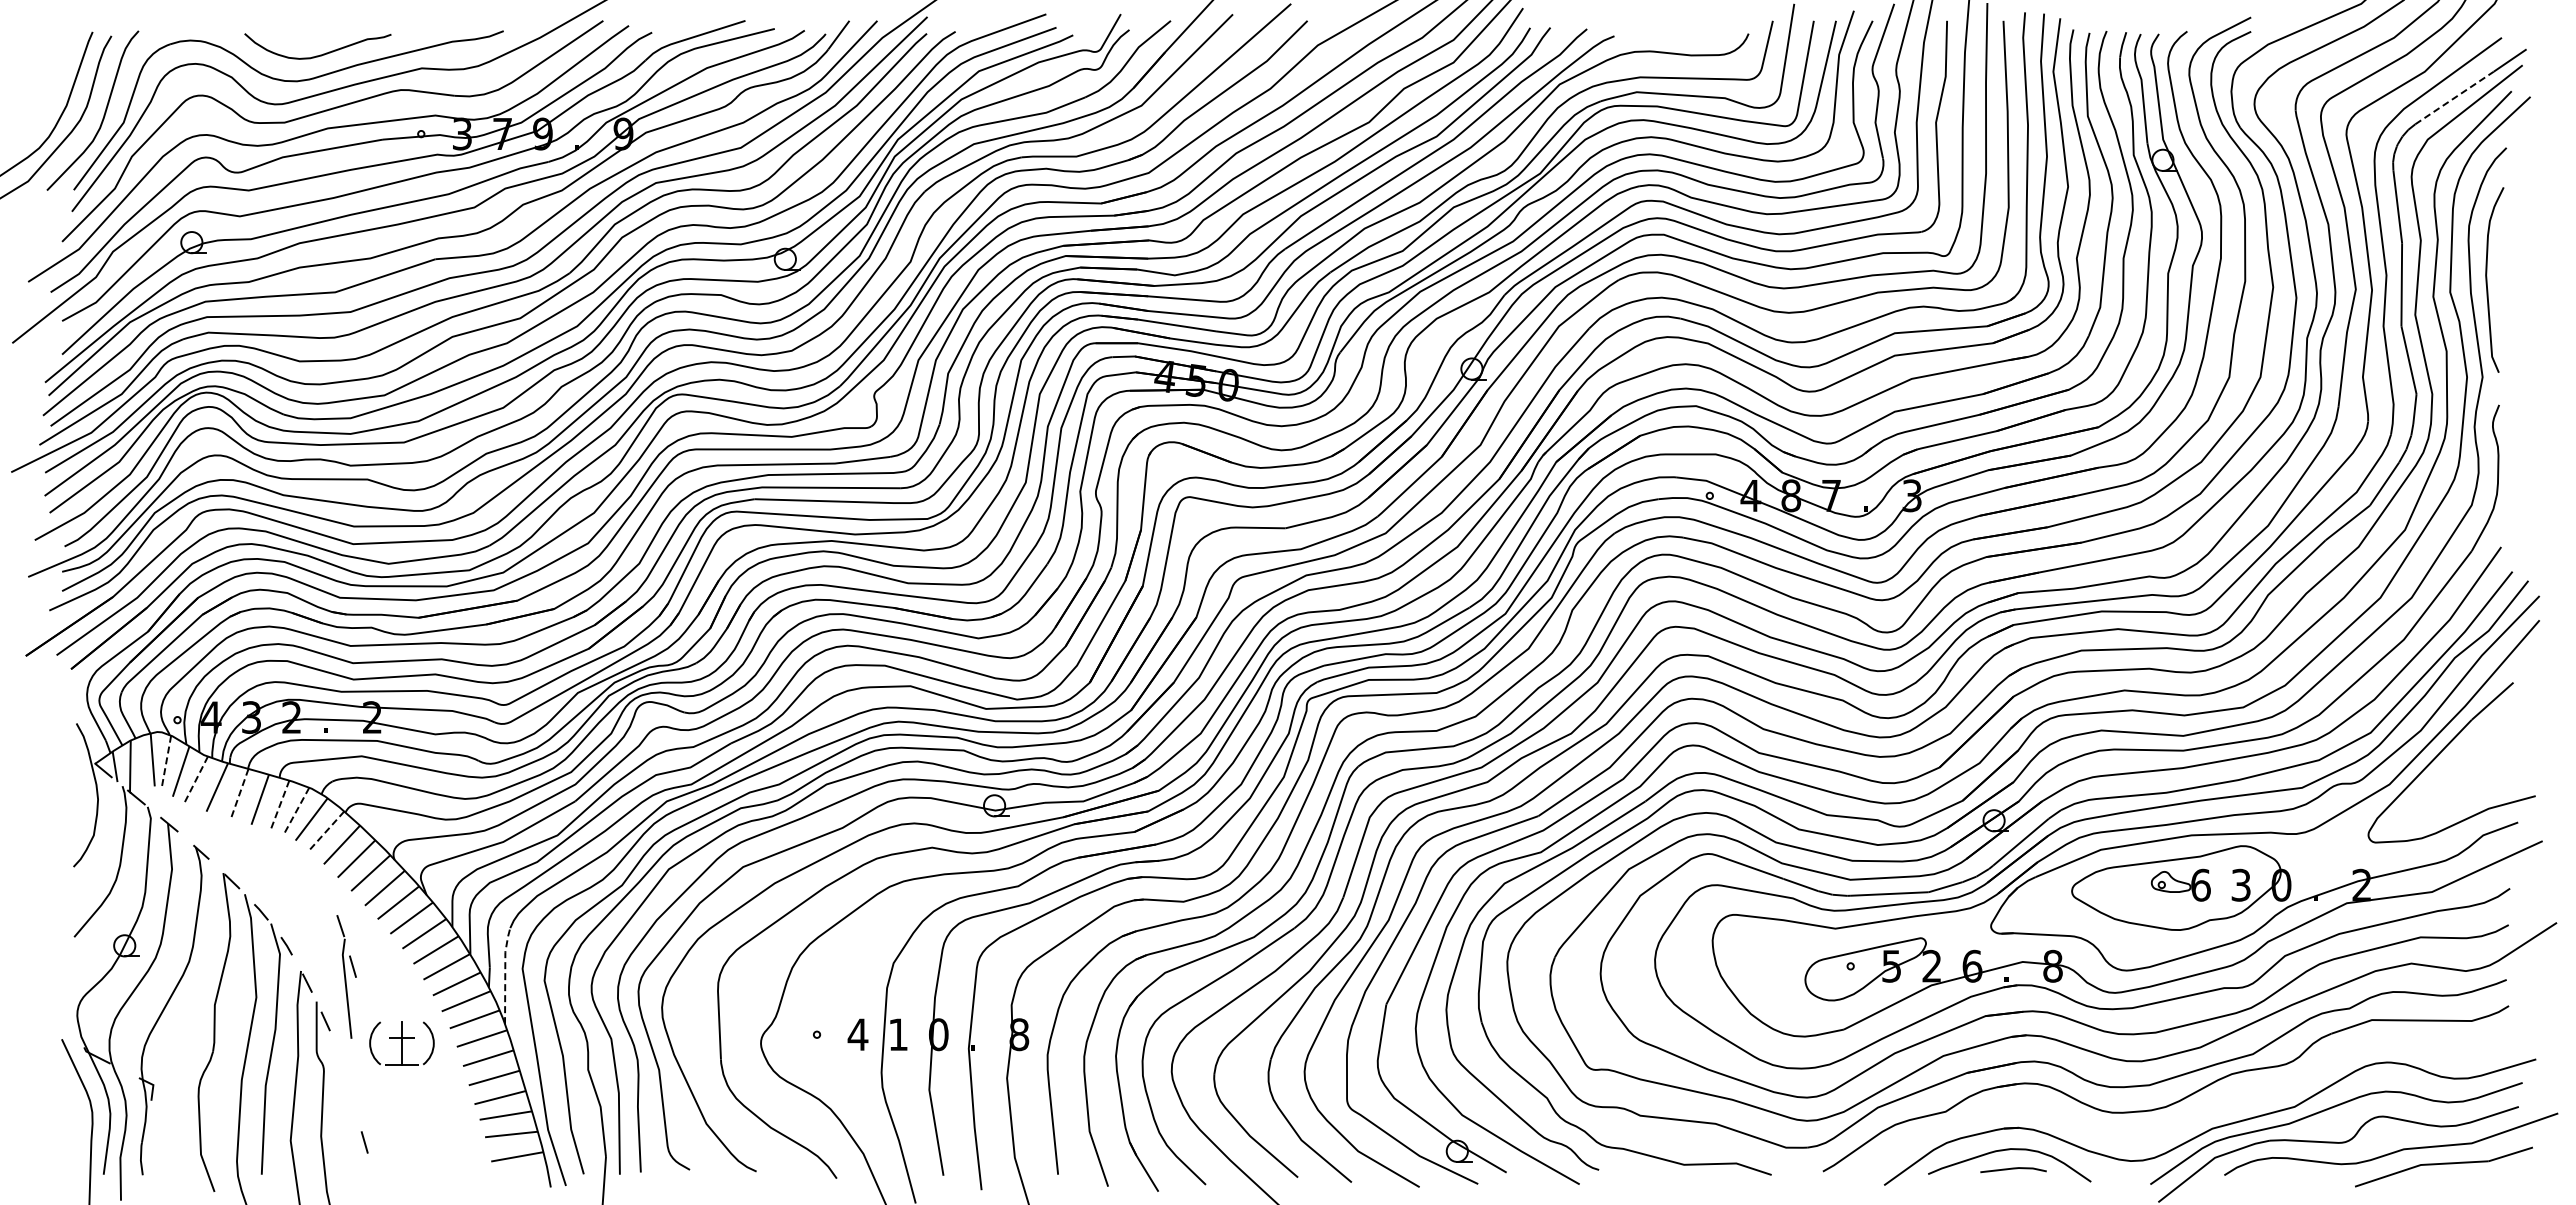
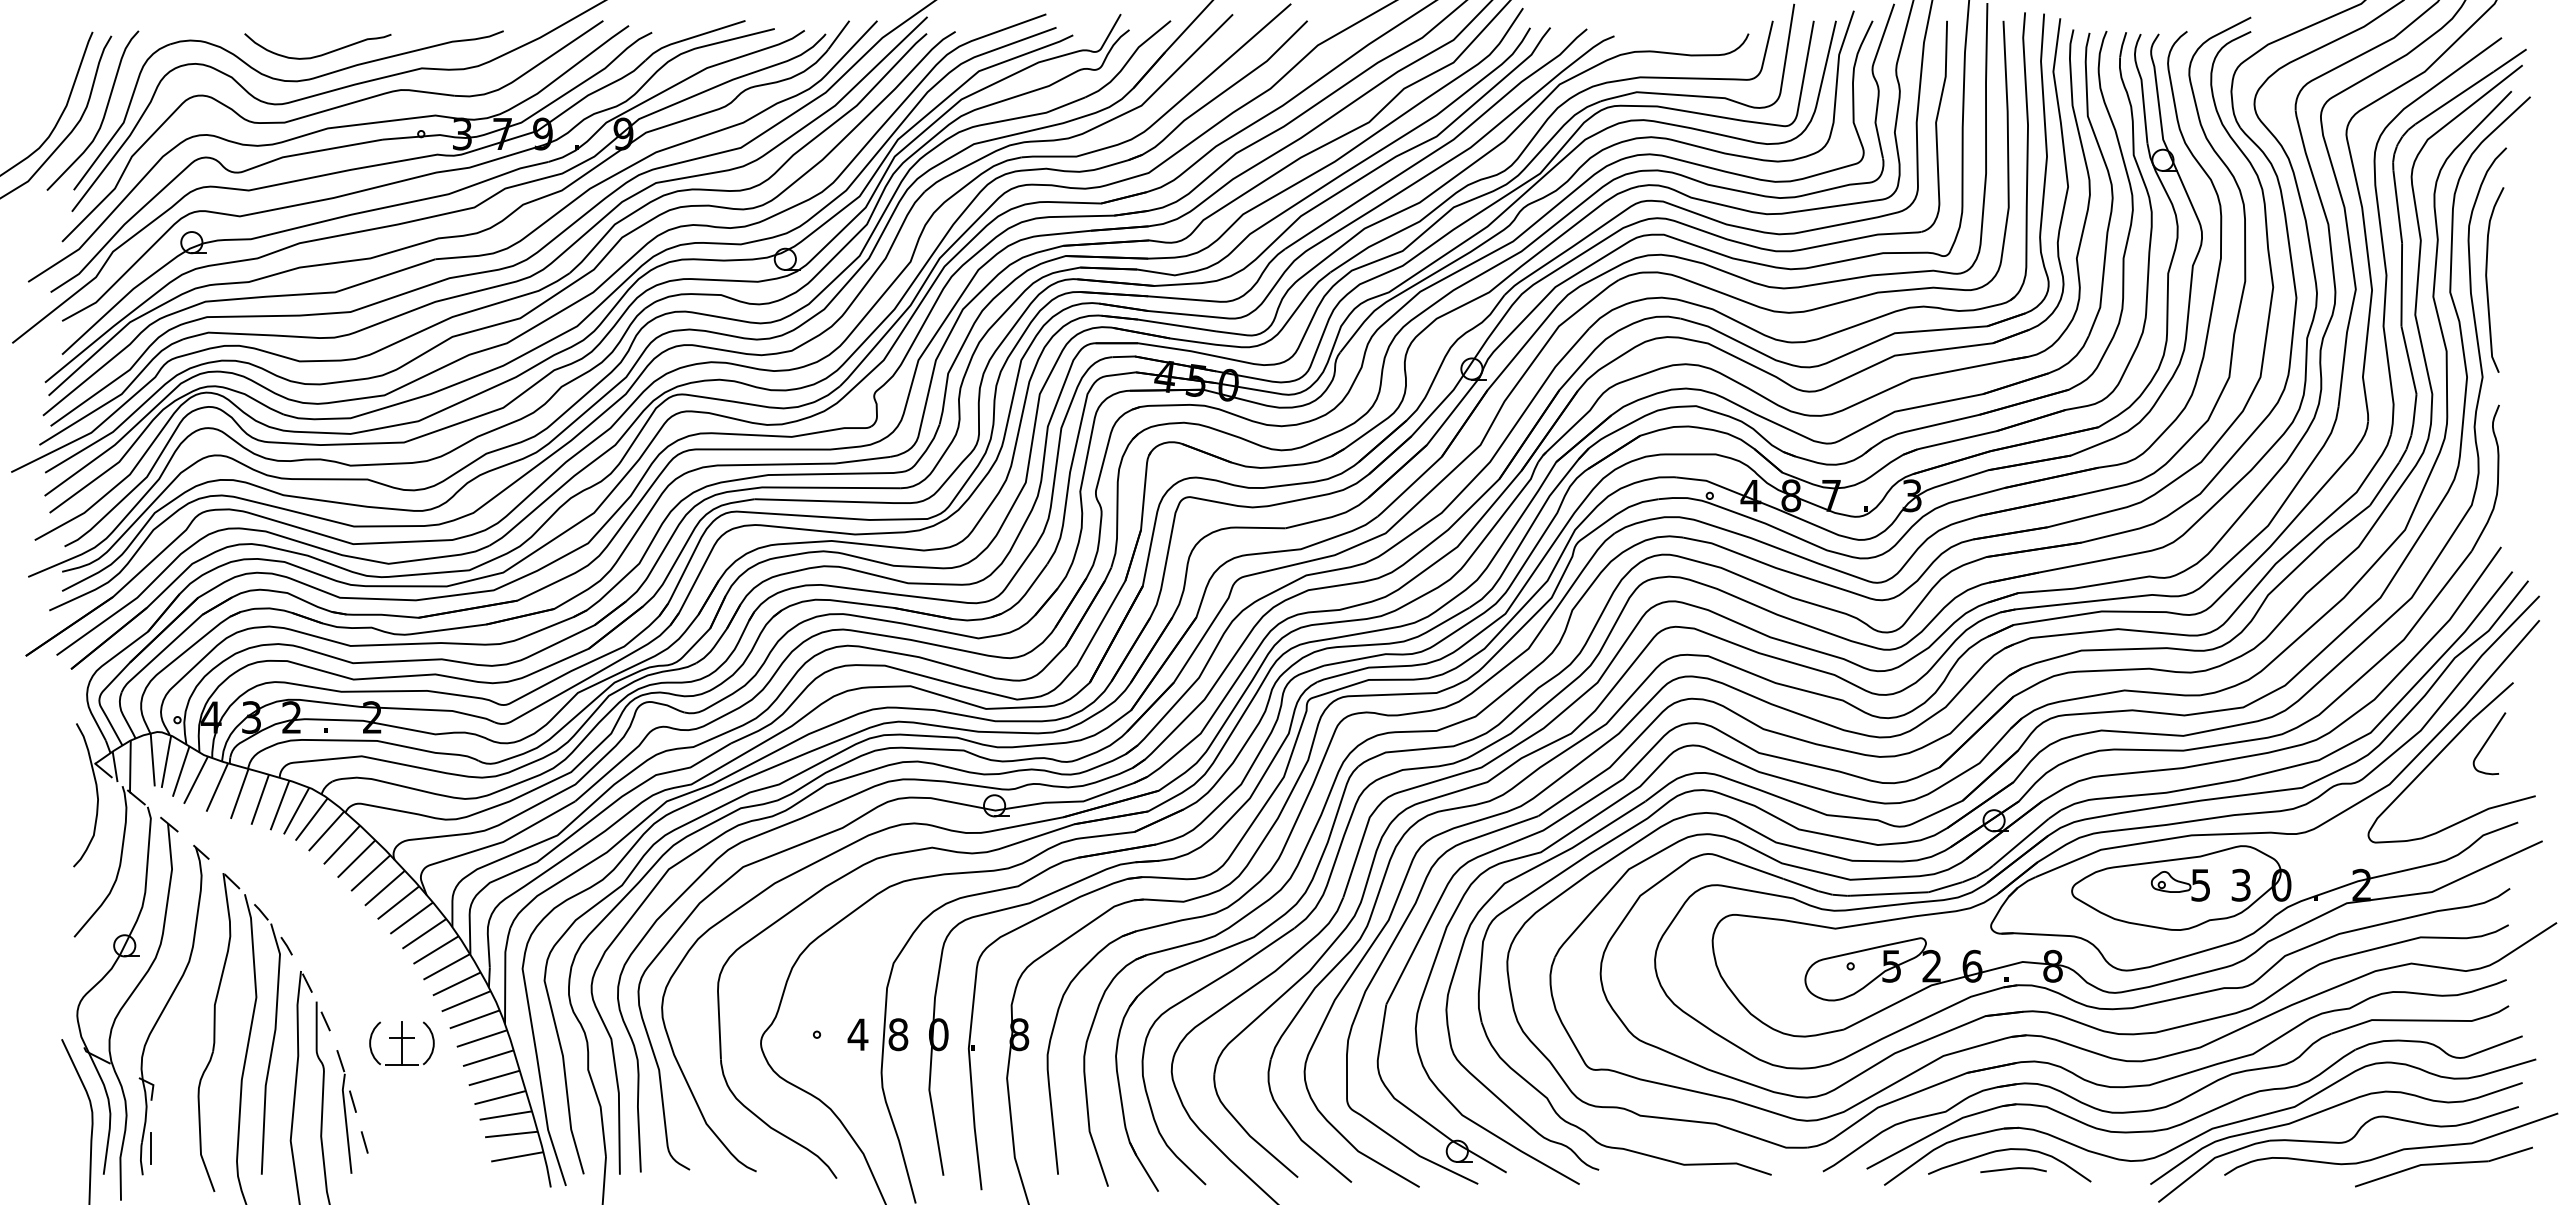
line: dashed -> solid (2454, 97)
curve: none -> present (2487, 742)
line: dashed -> solid (166, 761)
line: dashed -> solid (195, 780)
line: dashed -> solid (239, 794)
line: dashed -> solid (279, 805)
line: dashed -> solid (296, 811)
line: dashed -> solid (326, 831)
text: 6 -> 5 (2200, 884)
line: dashed -> solid (505, 973)
part position: (346, 976) -> (346, 1111) (346, 1111)
text: 1 -> 8 (898, 1034)
part: none -> present (2200, 1114)
line: none -> present (151, 1148)
